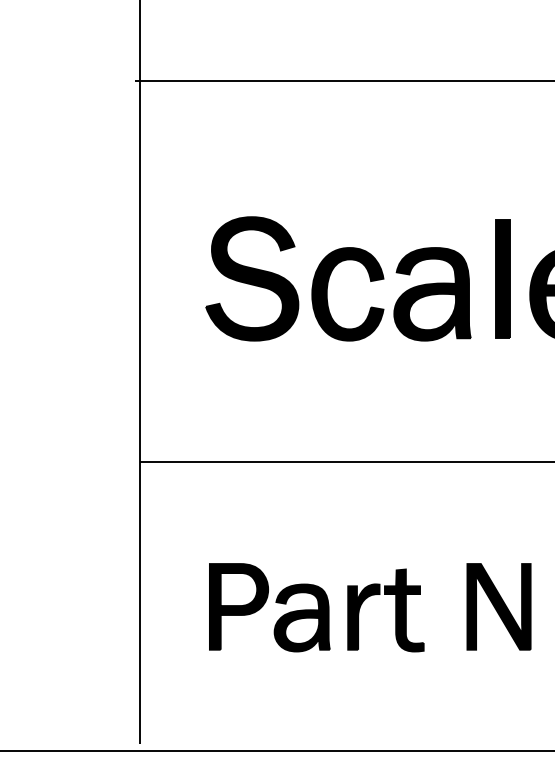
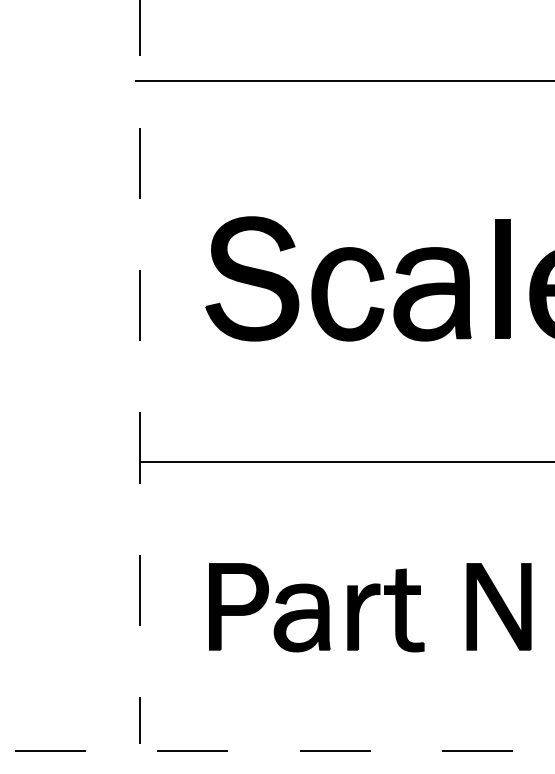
line: solid -> dashed (139, 371)
line: solid -> dashed (278, 750)
